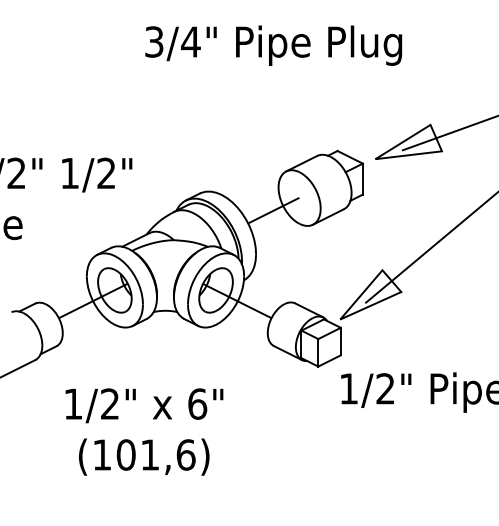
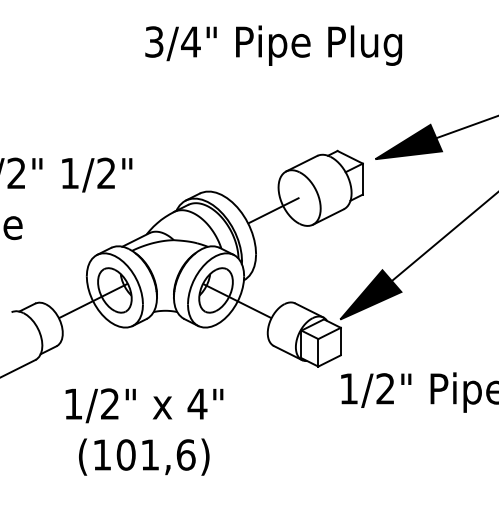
fill: none -> present (408, 141)
fill: none -> present (370, 294)
text: 6" -> 4" (197, 403)
